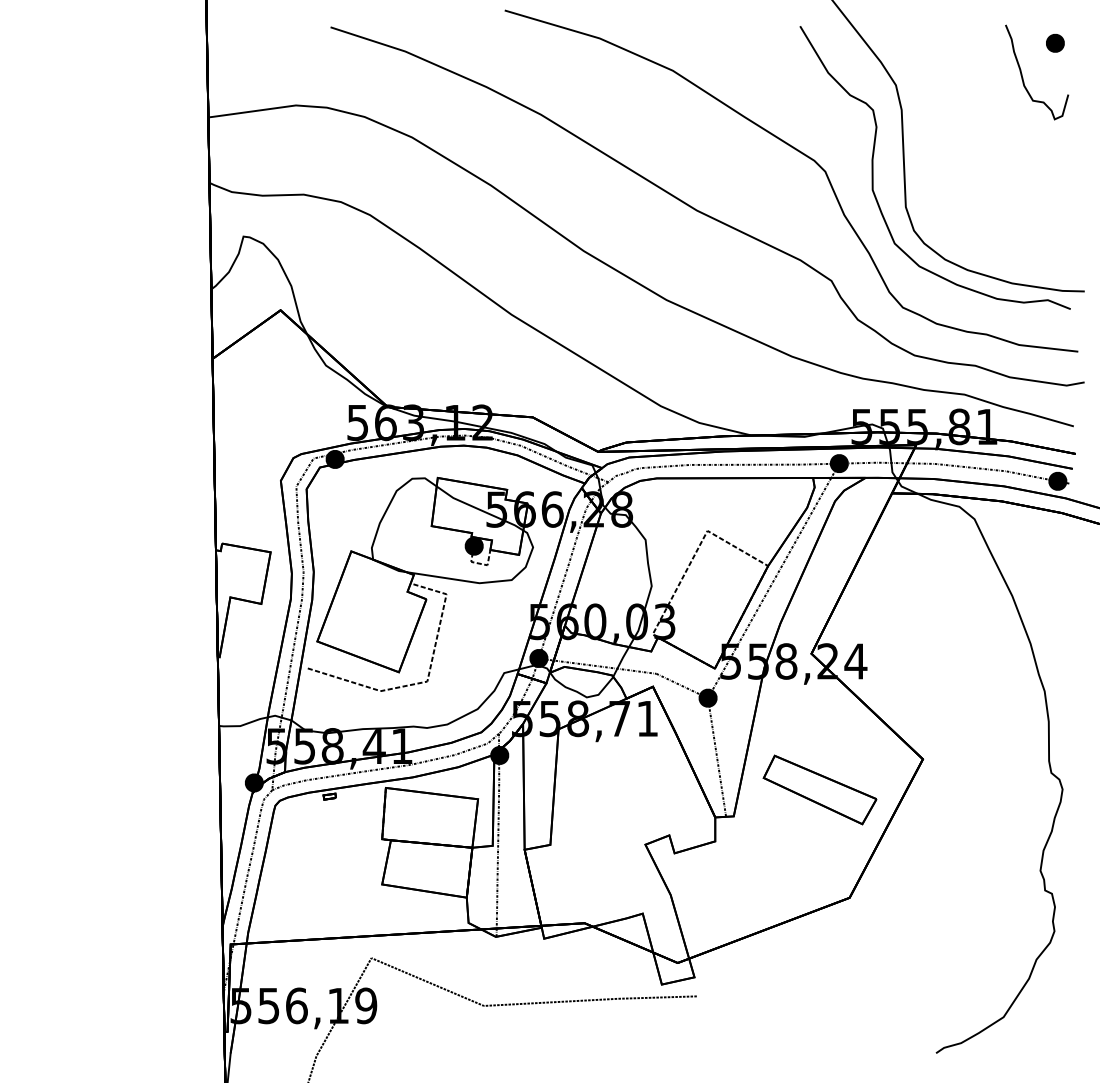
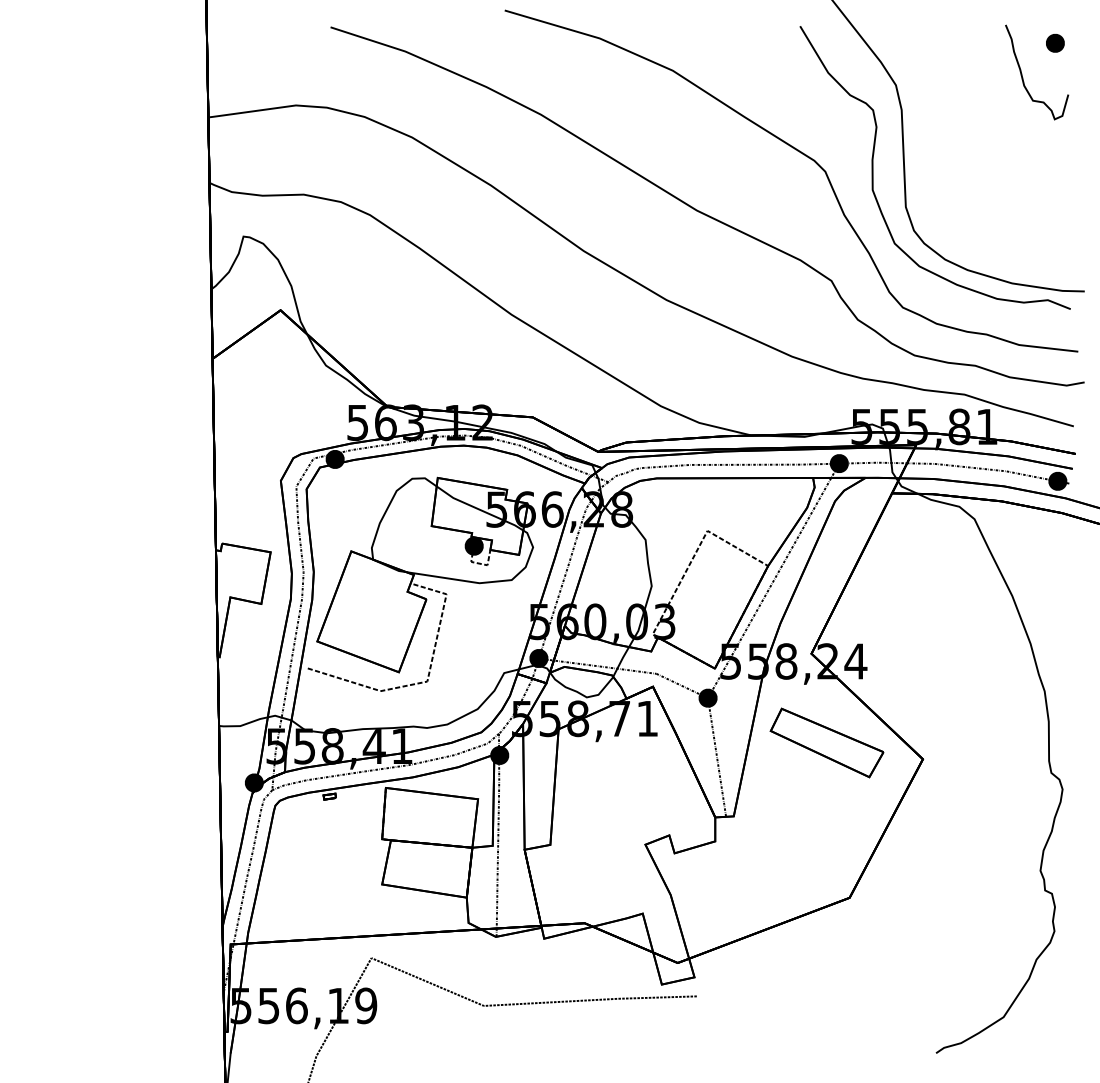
part position: (819, 789) -> (826, 742) (826, 742)
